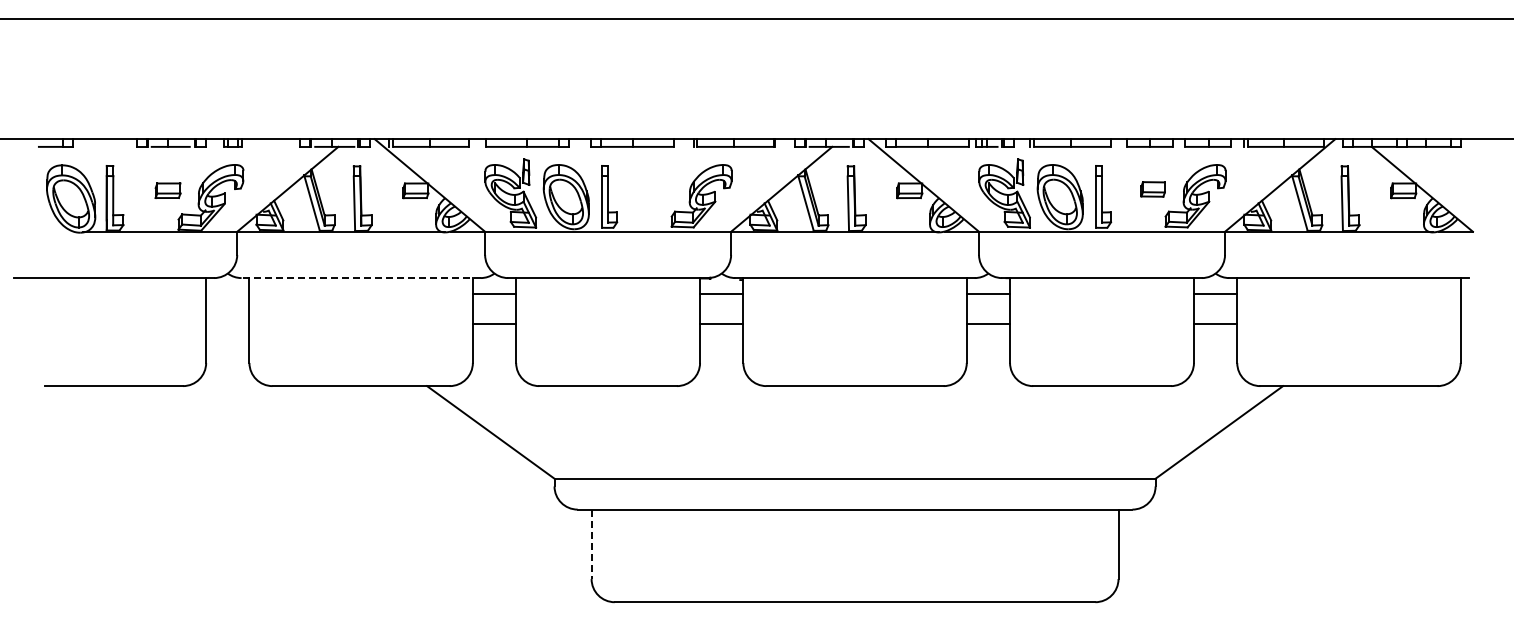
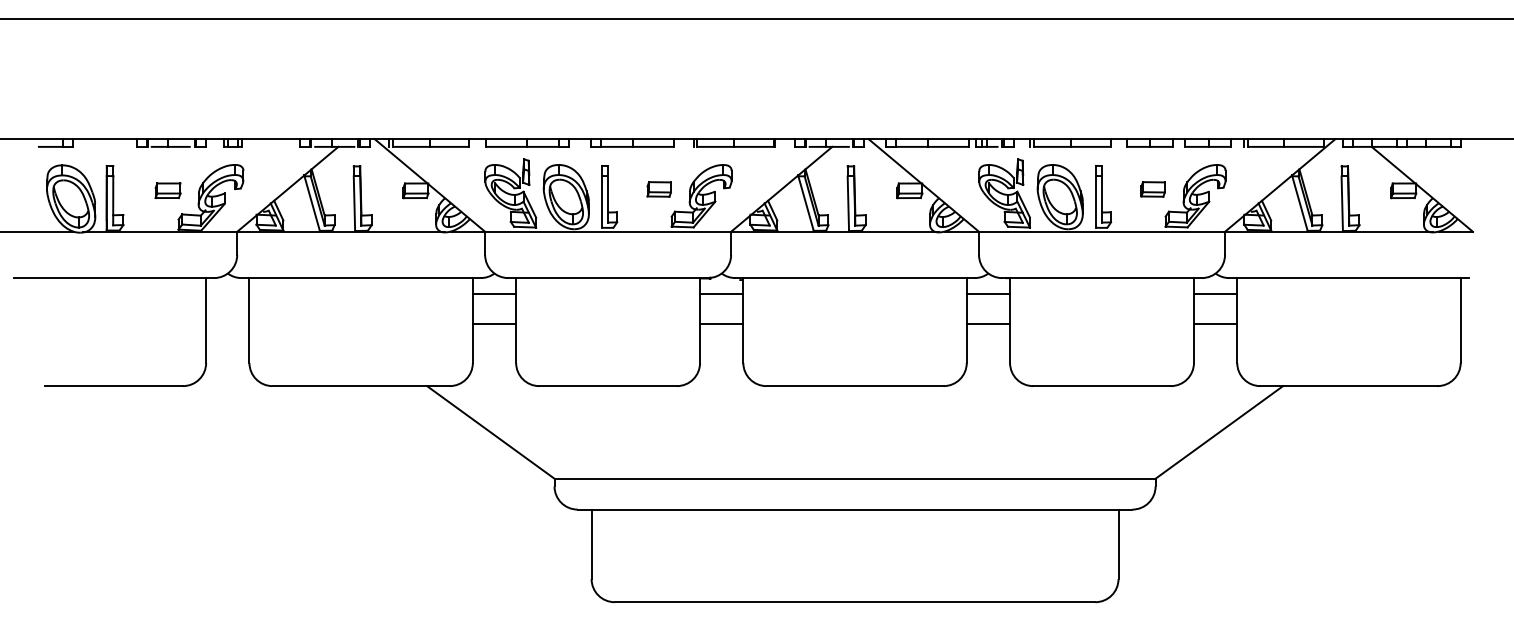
part: none -> present (658, 189)
line: none -> present (38, 231)
line: dashed -> solid (361, 278)
line: dashed -> solid (591, 544)
